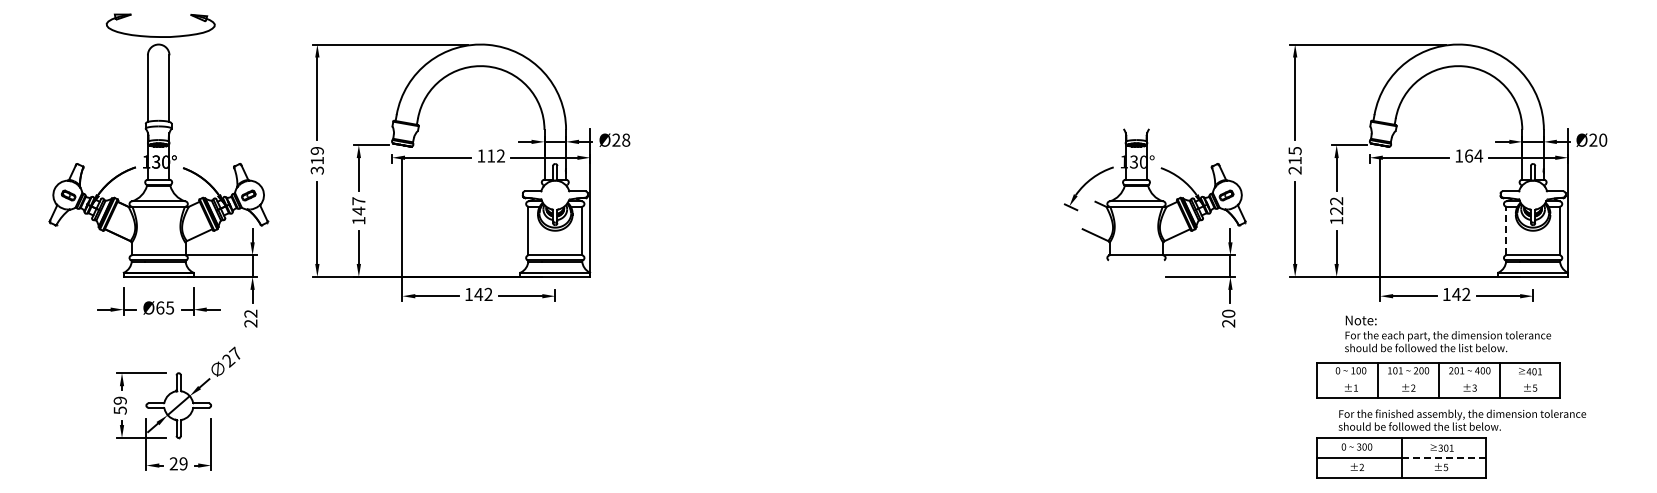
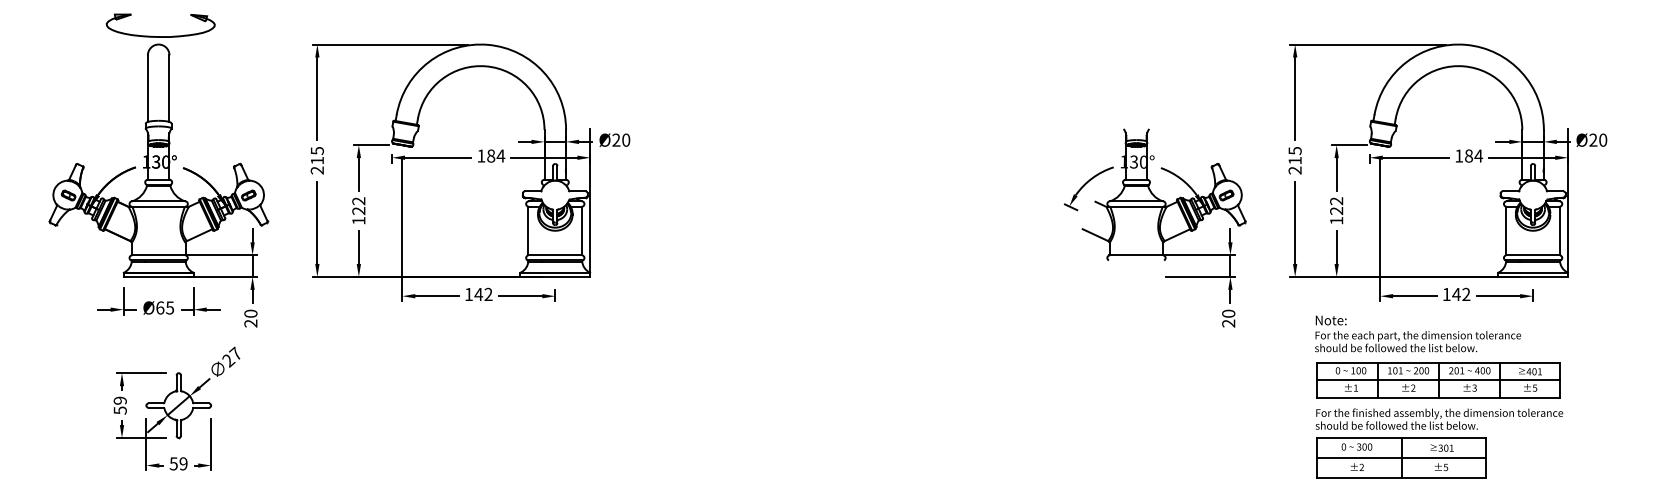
text: 28 -> 20 (626, 140)
text: 112 -> 184 (496, 155)
text: 164 -> 184 (1469, 155)
text: 319 -> 215 (316, 160)
text: 147 -> 122 (358, 206)
line: dashed -> solid (1506, 230)
text: 22 -> 20 (250, 313)
text position: (1447, 333) -> (1417, 333) (1417, 333)
line: none -> present (1438, 380)
text position: (1462, 419) -> (1439, 418) (1439, 418)
line: dashed -> solid (1444, 457)
text: 29 -> 59 (173, 463)
